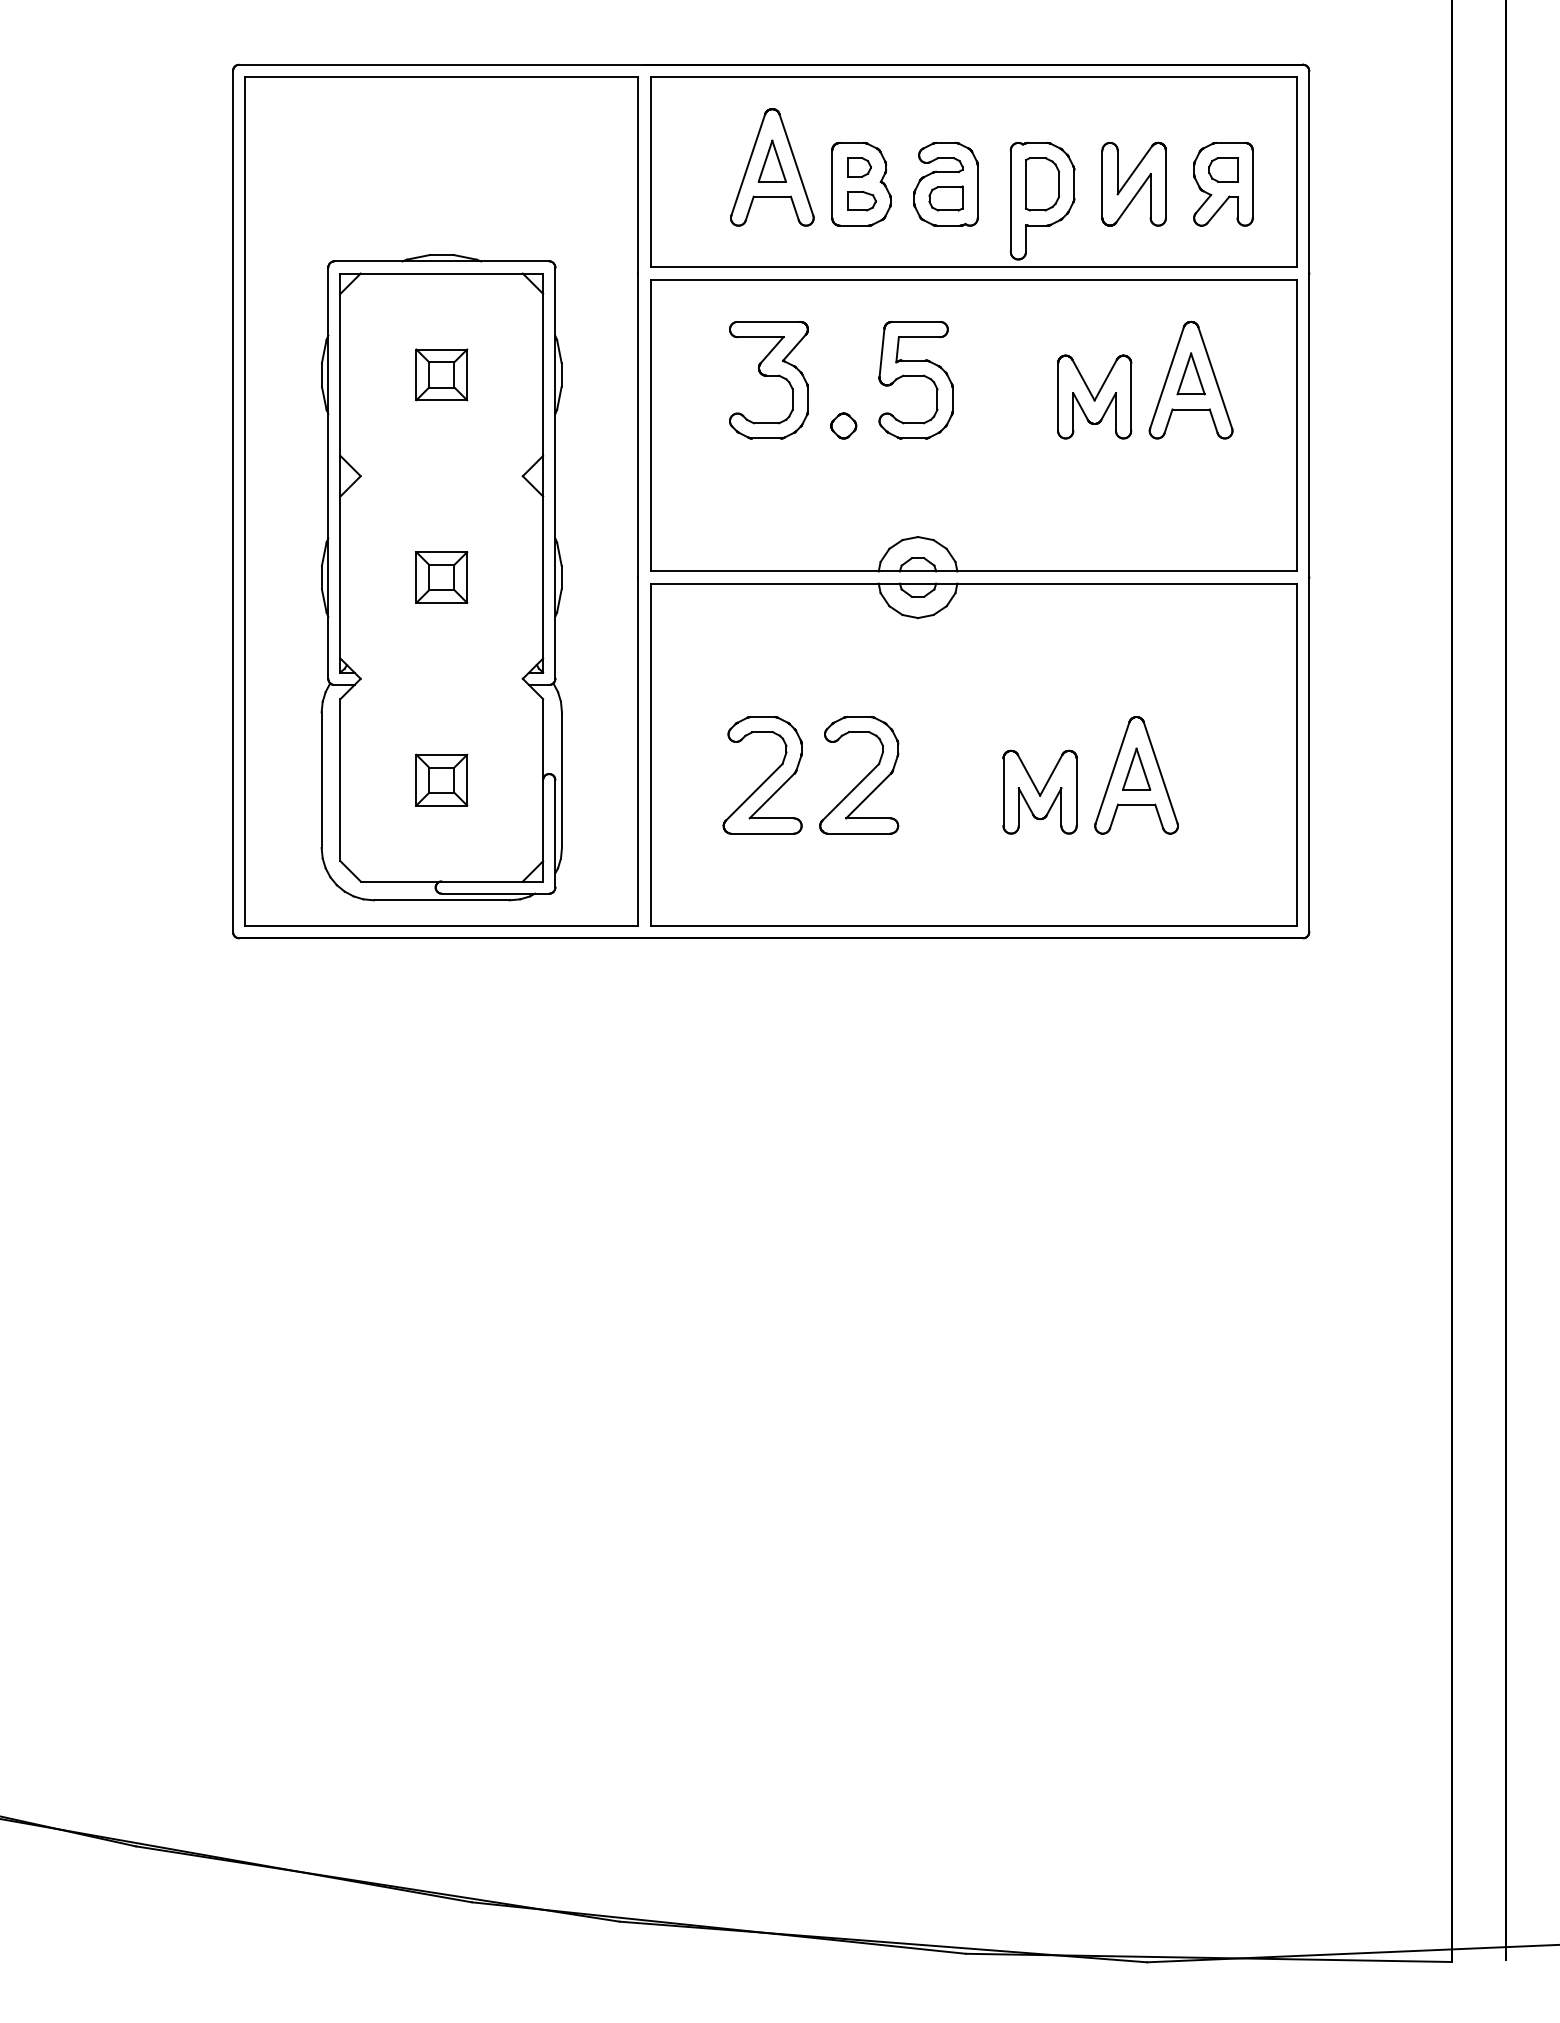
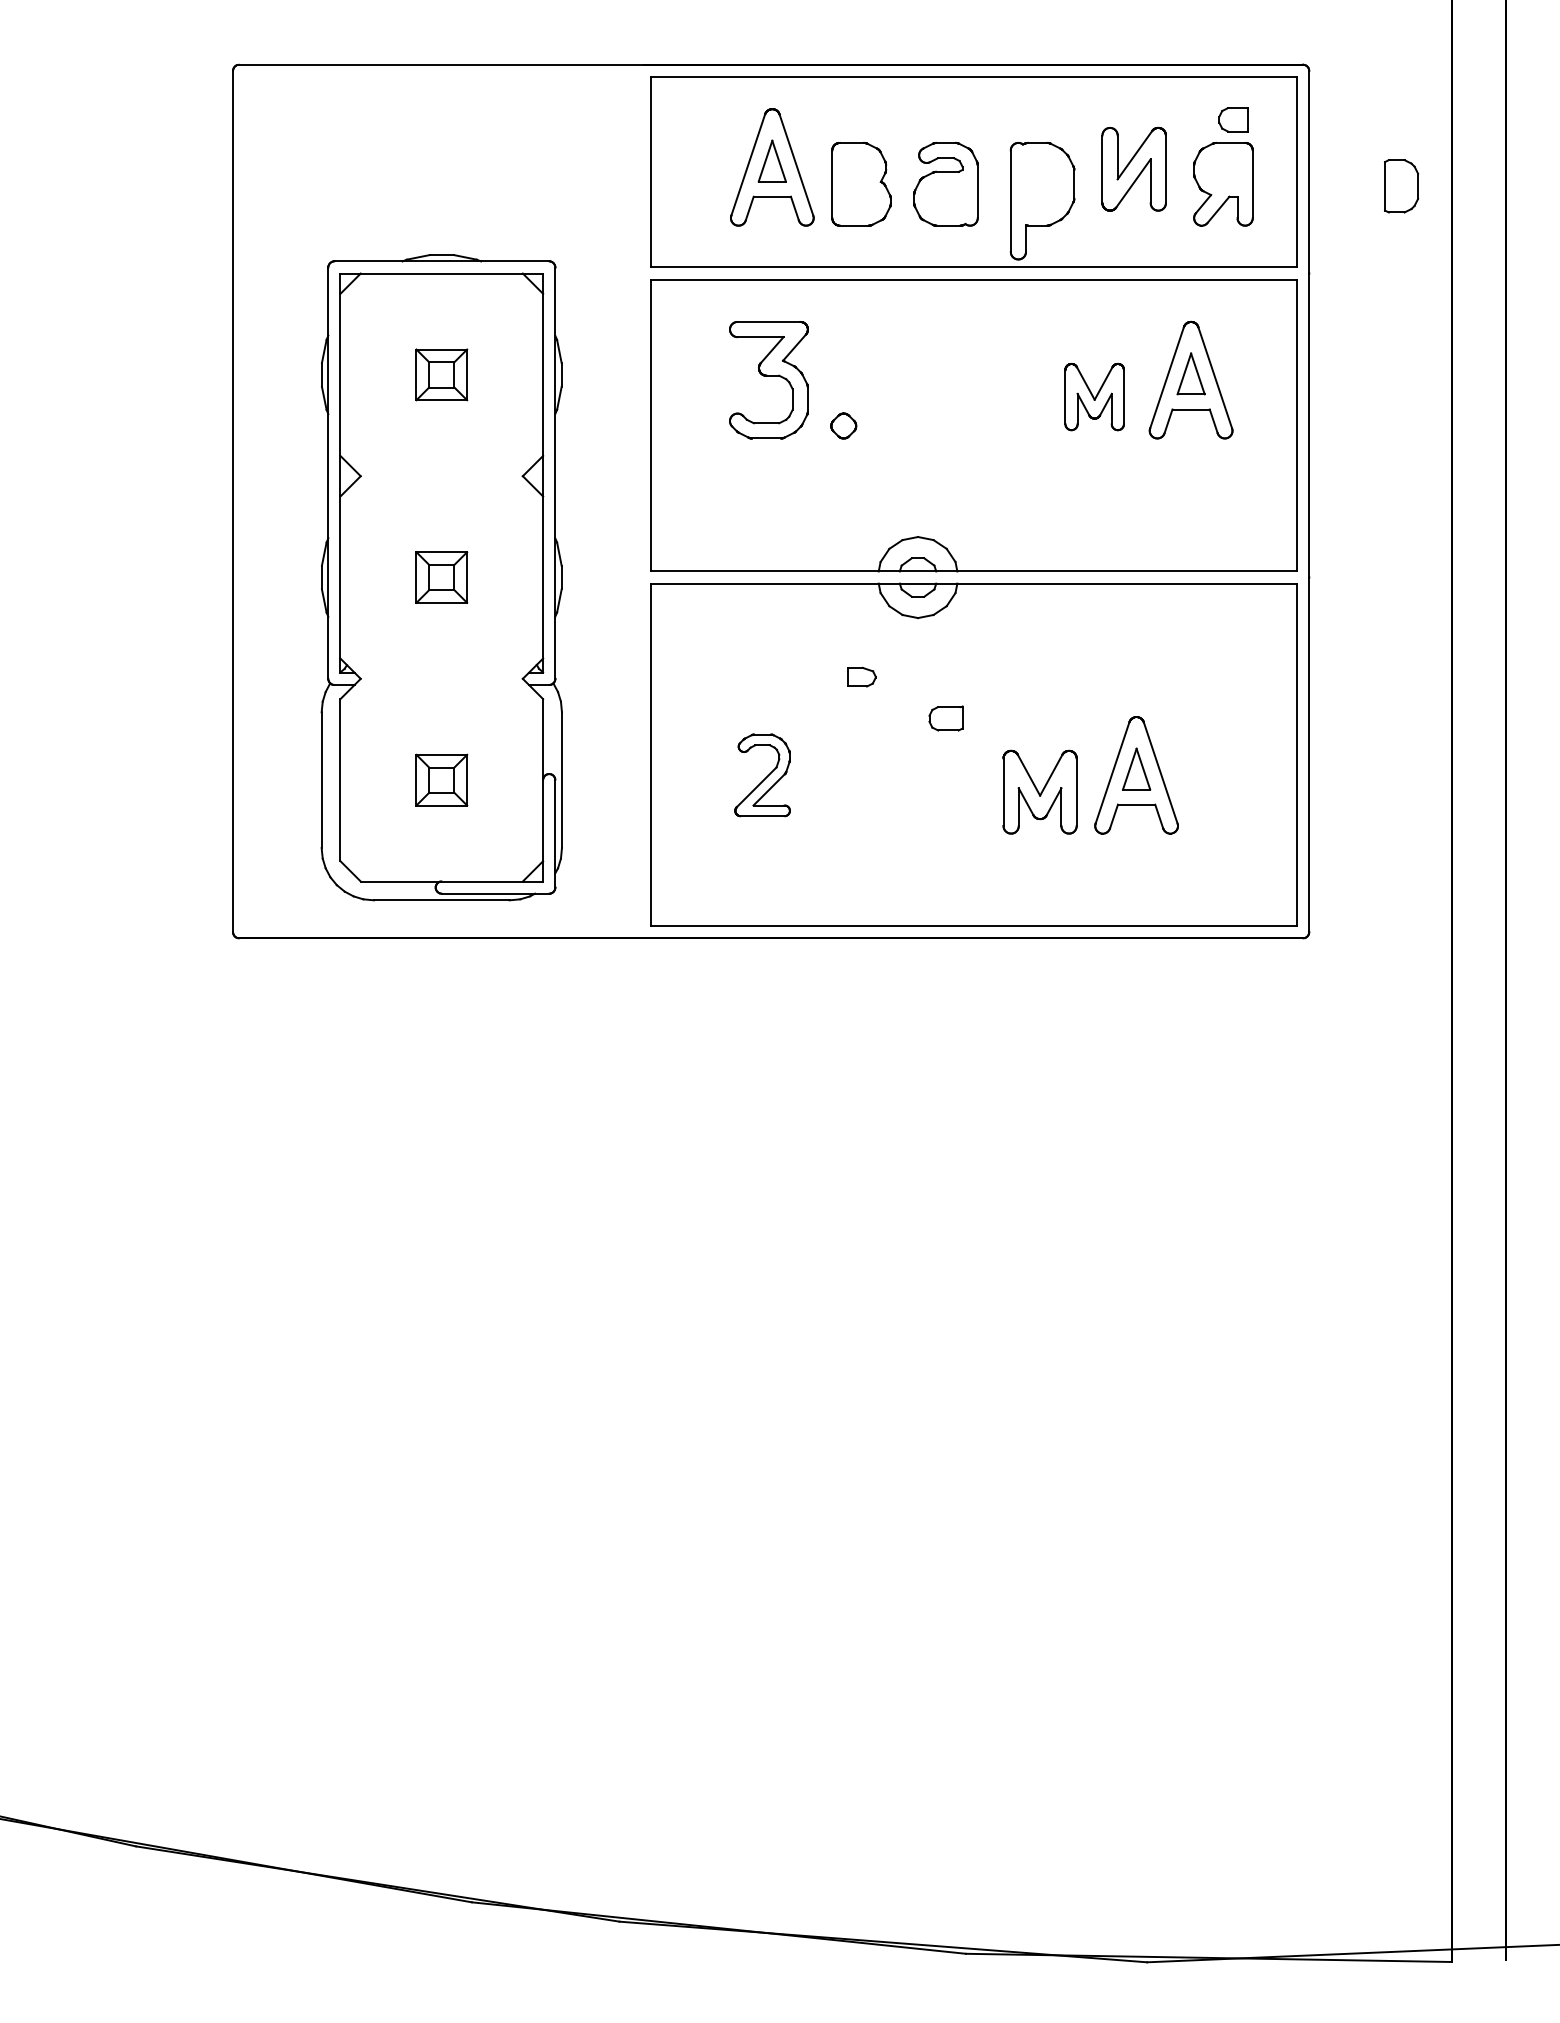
part: present -> none (859, 167)
part position: (1223, 169) -> (1233, 119) (1233, 119)
part position: (1133, 183) -> (1133, 168) (1133, 168)
part position: (1042, 184) -> (1401, 186) (1401, 186)
part position: (945, 198) -> (945, 718) (945, 718)
part position: (861, 200) -> (861, 676) (861, 676)
part: present -> none (915, 380)
part size: 76x86 px -> 61x69 px (1094, 397)
part: present -> none (441, 501)
part size: 81x119 px -> 57x85 px (762, 775)
part: present -> none (859, 775)
